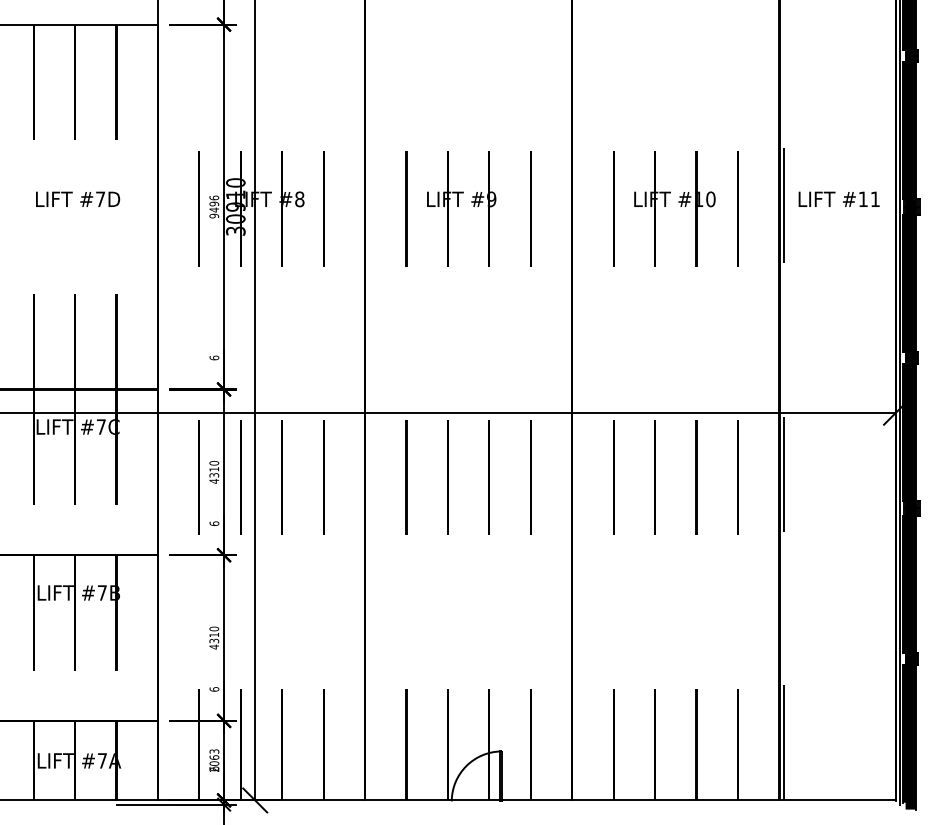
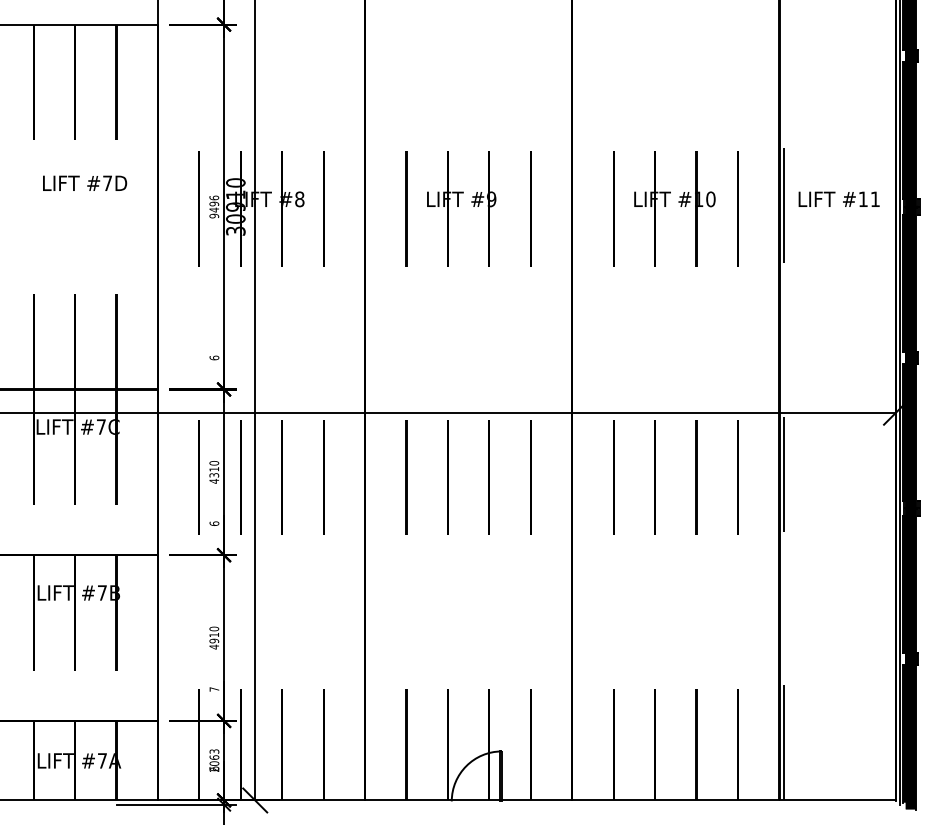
text position: (78, 198) -> (85, 182) (85, 182)
text: 4310 -> 4910 (213, 640)
text: 6 -> 7 (214, 689)
